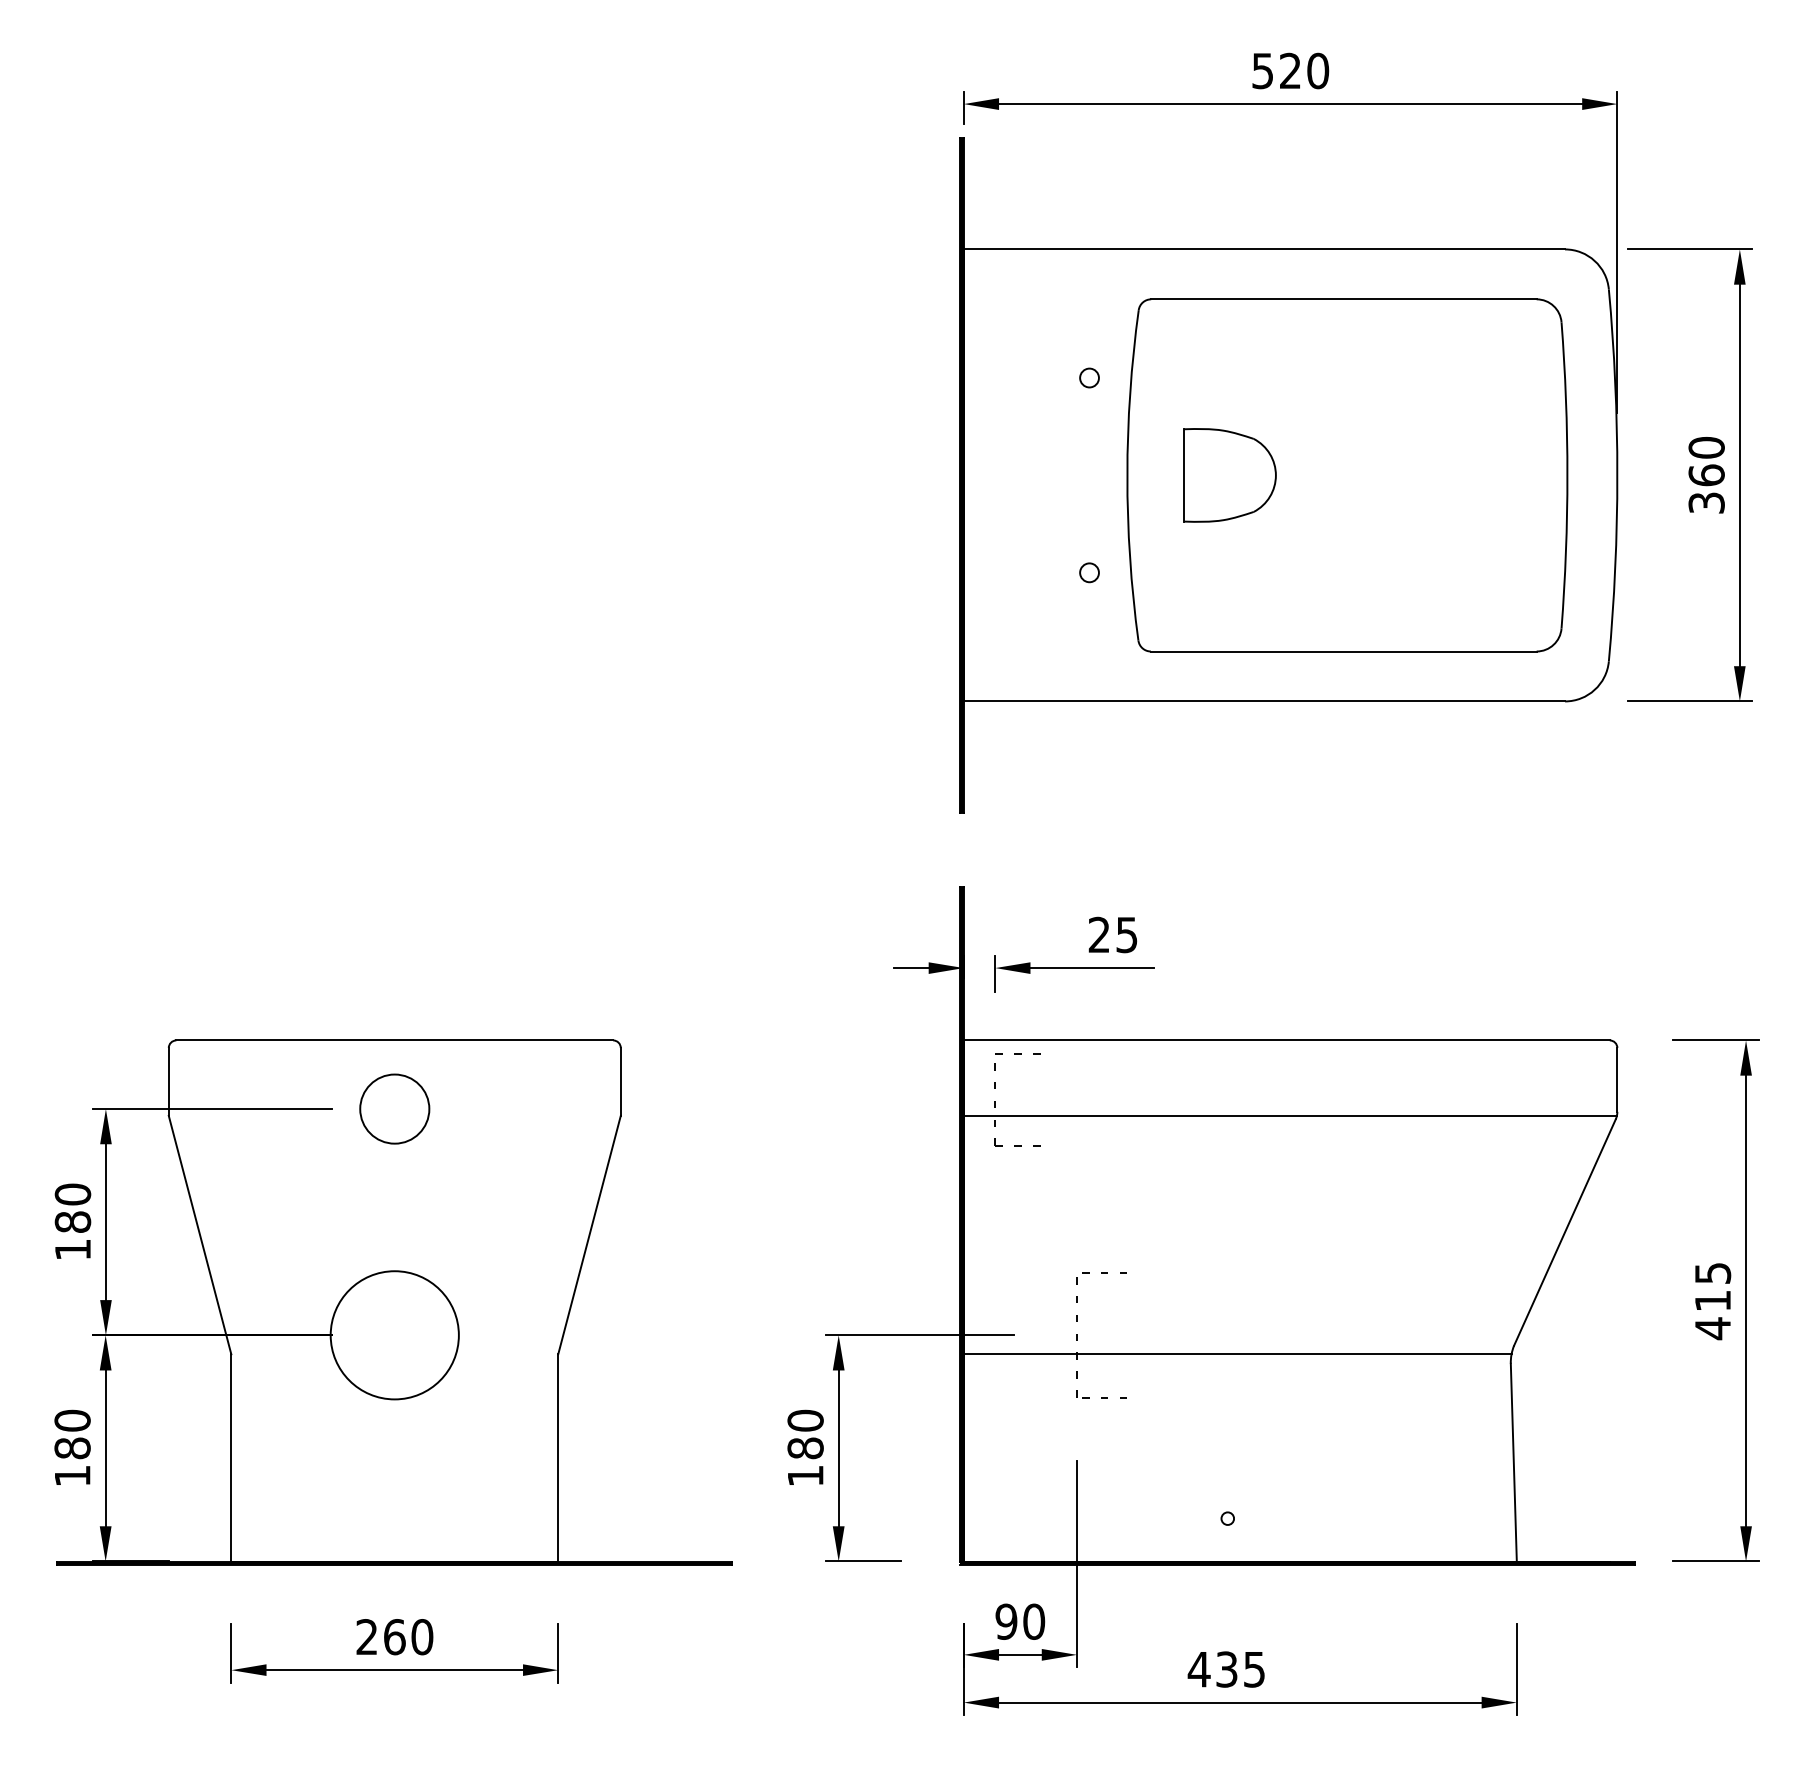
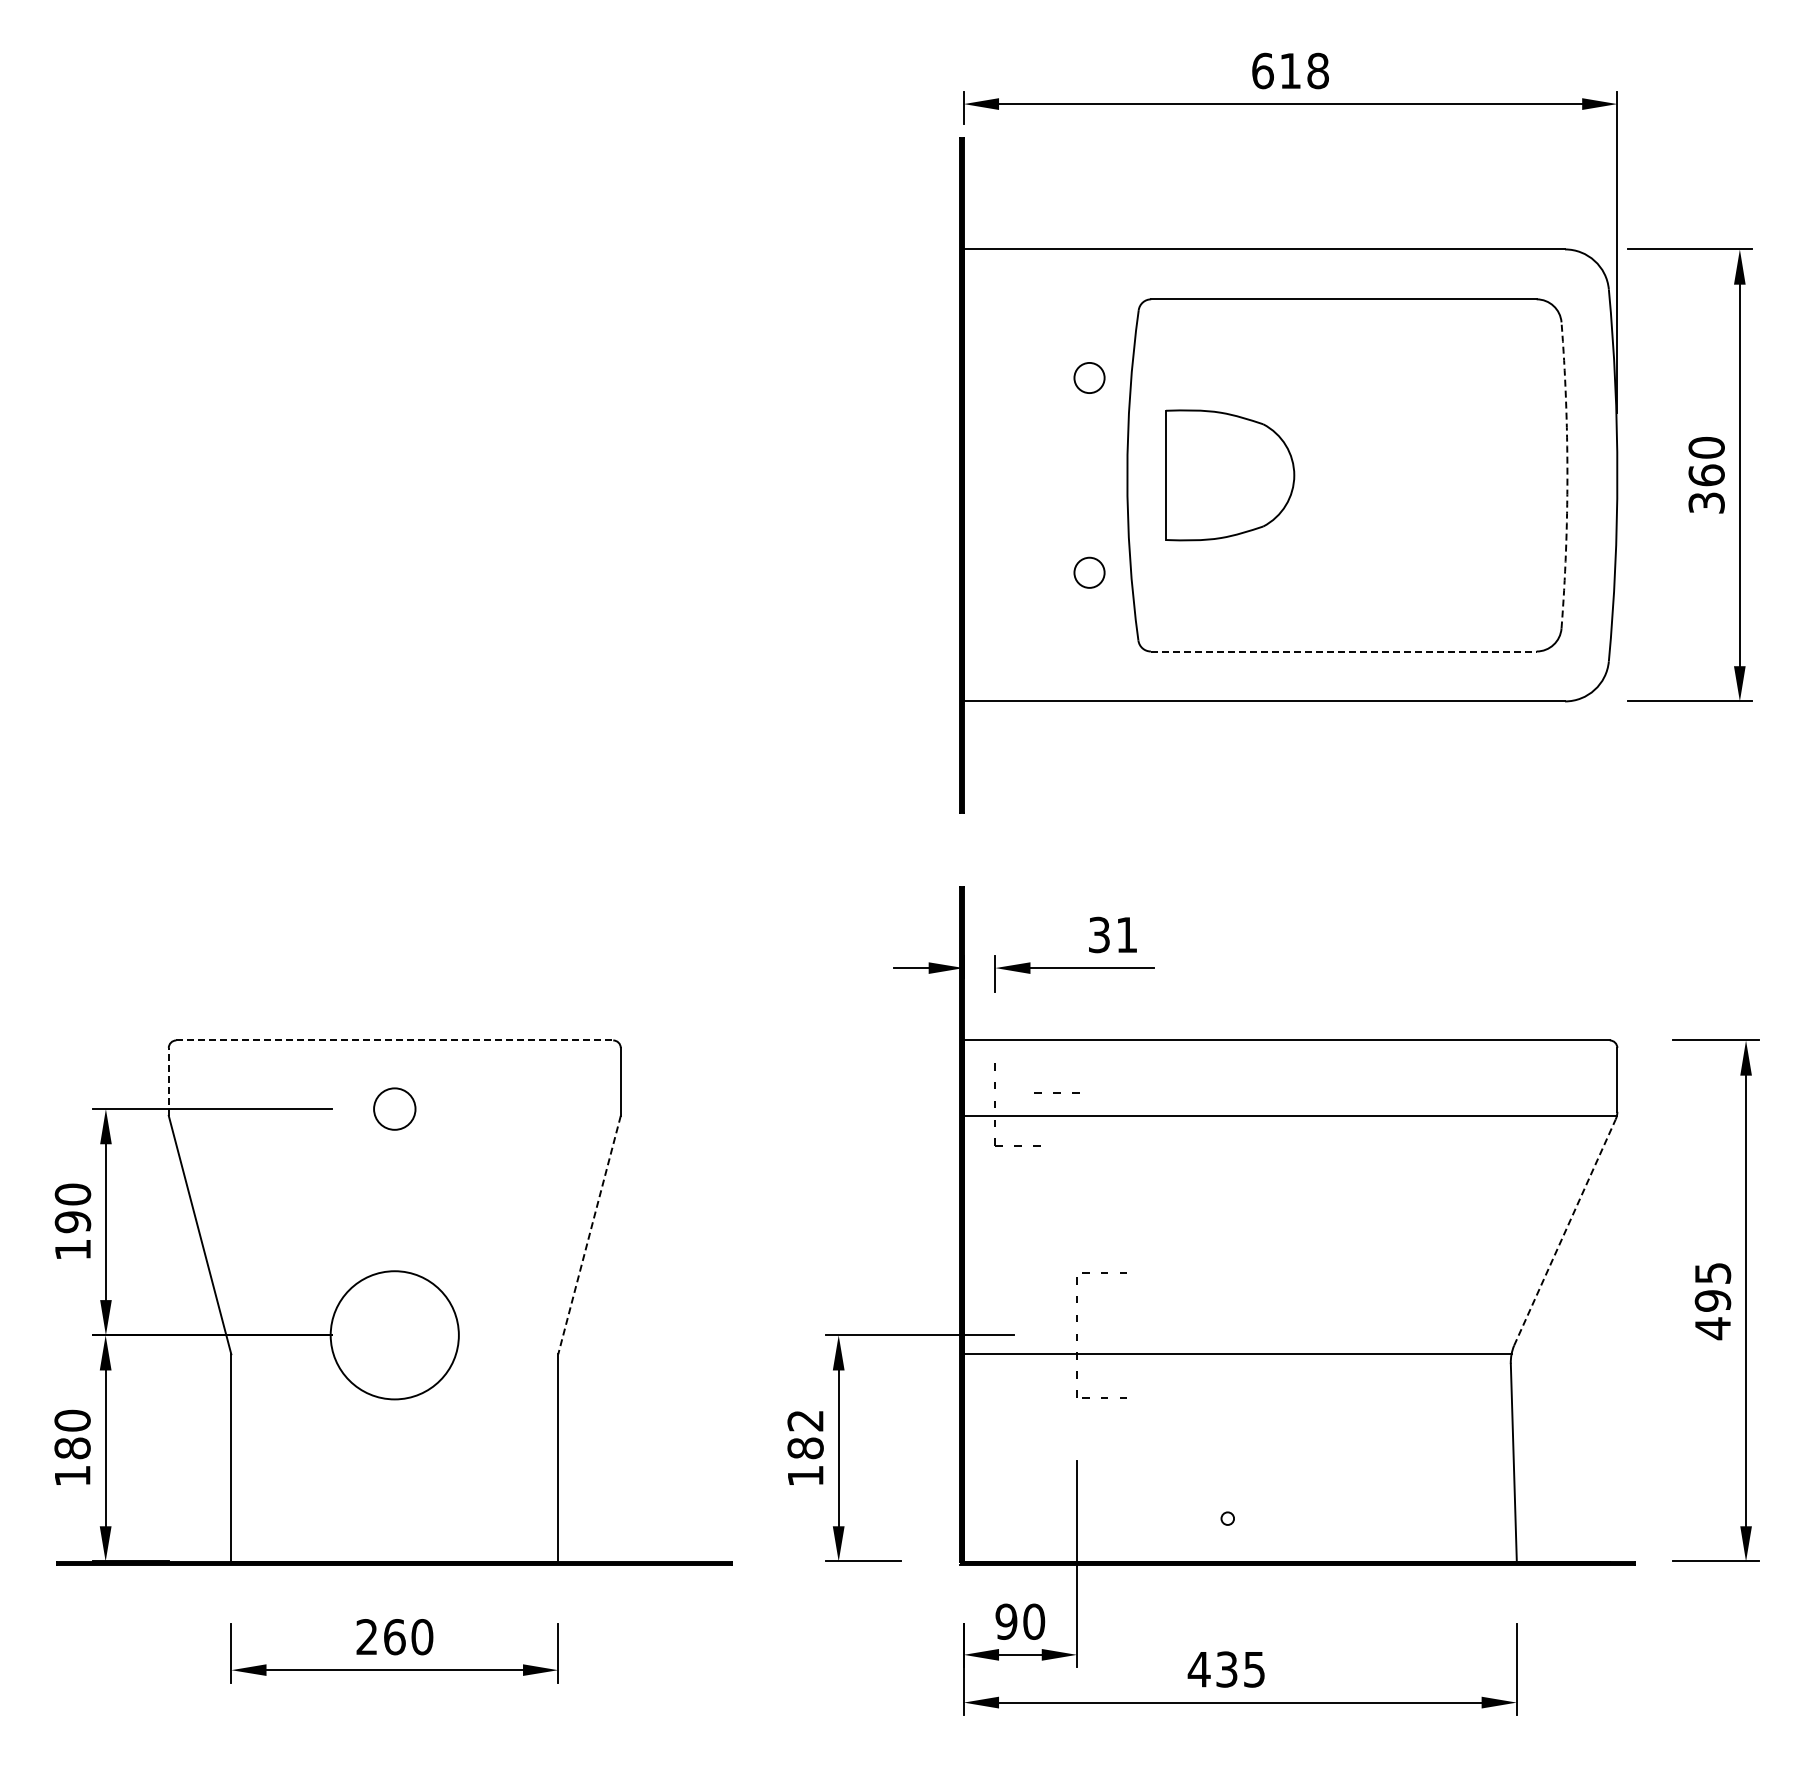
text: 520 -> 618 (1290, 70)
circle diameter: 19 px -> 30 px (1089, 377)
part size: 94x95 px -> 131x133 px (1230, 475)
arc: solid -> dashed (1567, 475)
circle diameter: 19 px -> 30 px (1089, 572)
line: solid -> dashed (1343, 651)
text: 25 -> 31 (1112, 935)
line: solid -> dashed (395, 1040)
line position: (1017, 1053) -> (1056, 1092) (1056, 1092)
line: solid -> dashed (168, 1081)
circle diameter: 69 px -> 41 px (394, 1108)
text: 180 -> 190 (72, 1222)
line: solid -> dashed (1564, 1232)
line: solid -> dashed (589, 1235)
text: 415 -> 495 (1712, 1300)
text: 180 -> 182 (805, 1420)
